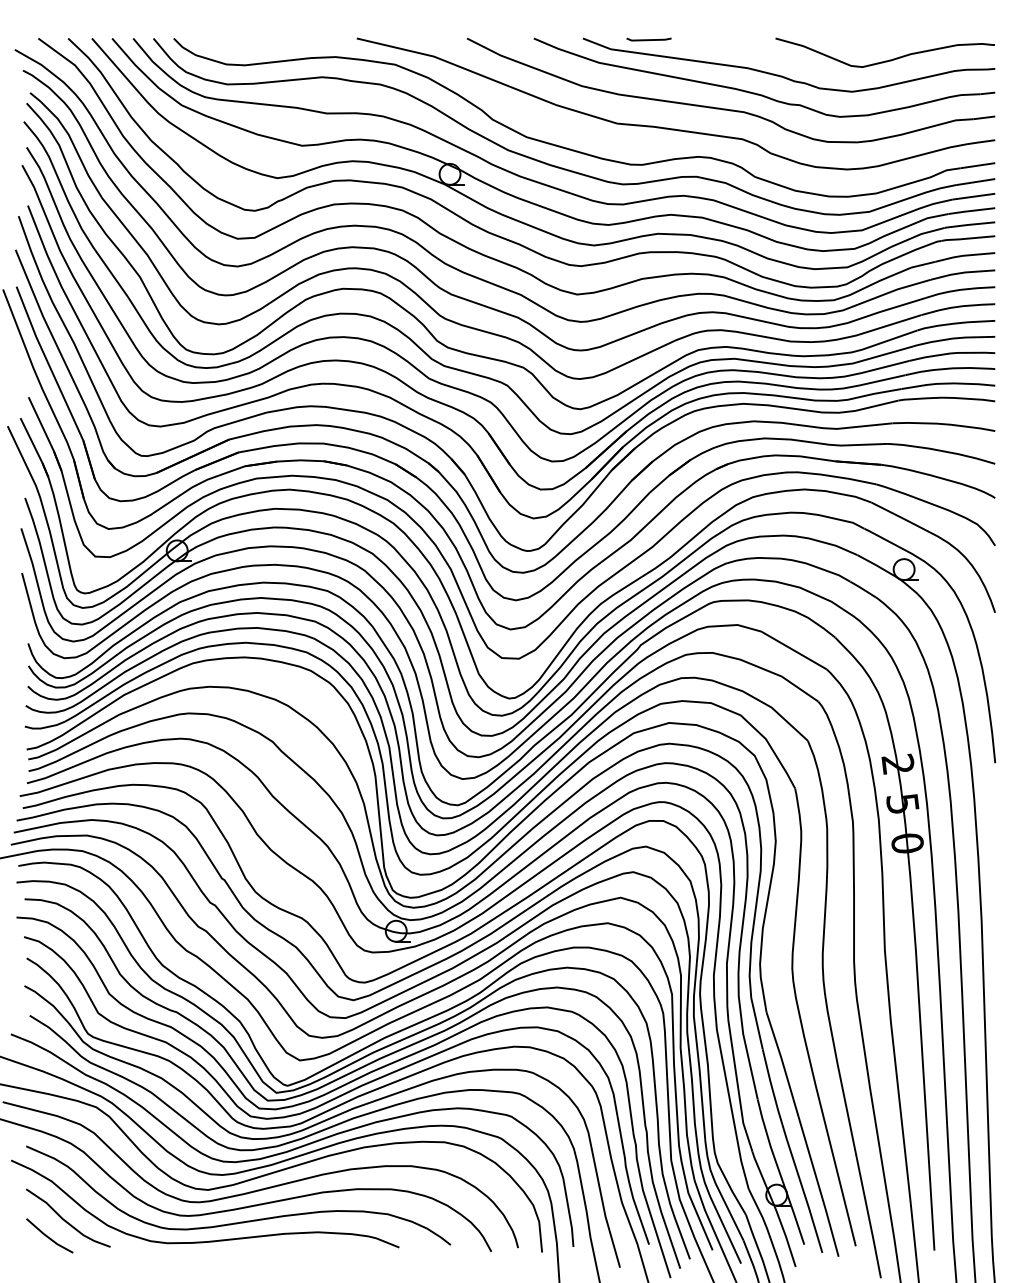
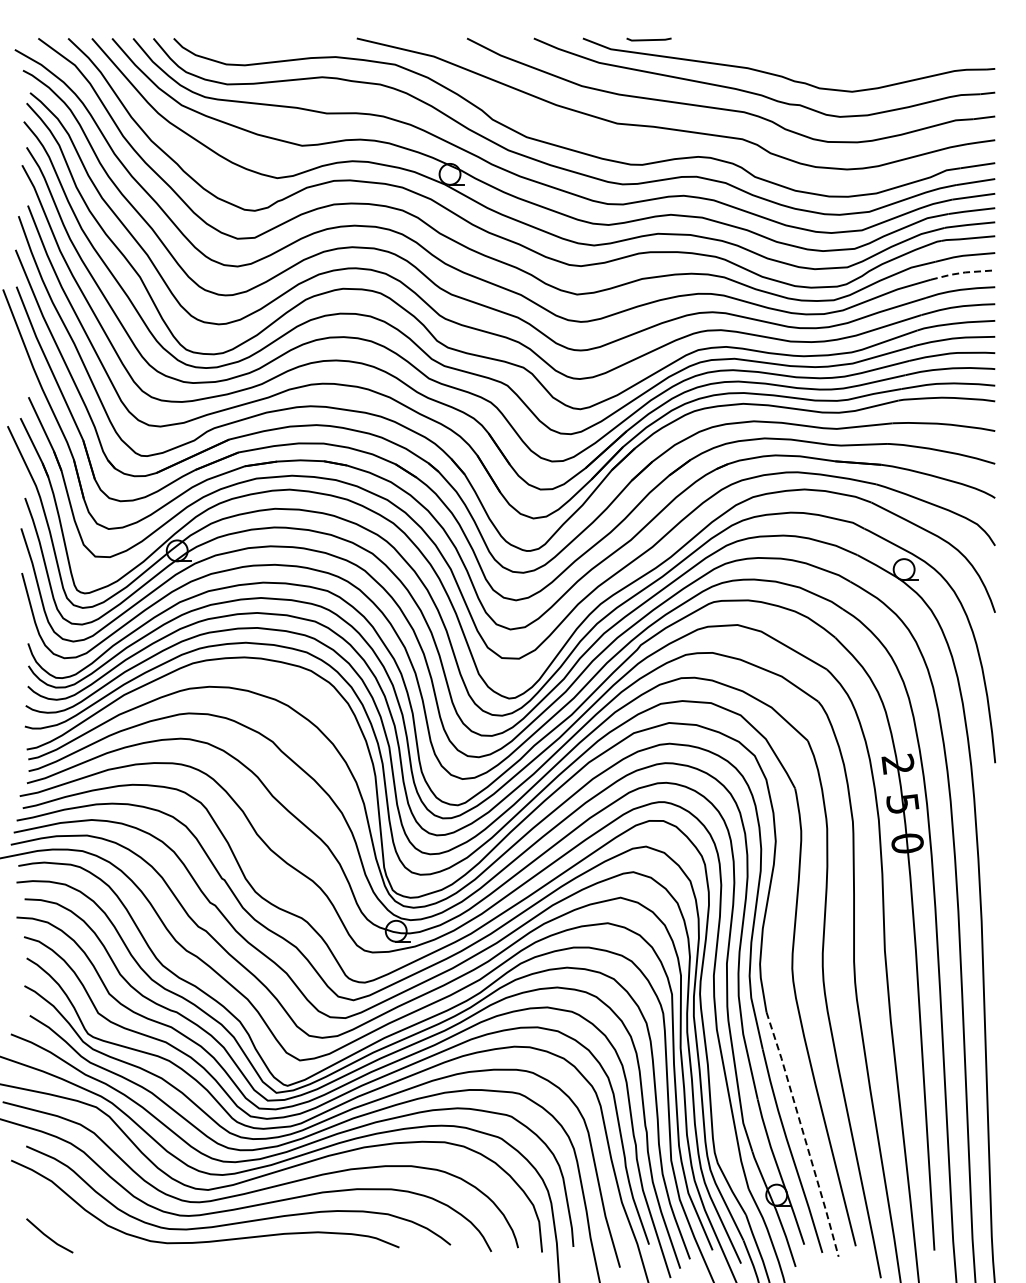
part: present -> none (885, 60)
line: solid -> dashed (963, 272)
line: solid -> dashed (803, 1134)
curve: present -> none (65, 1219)
